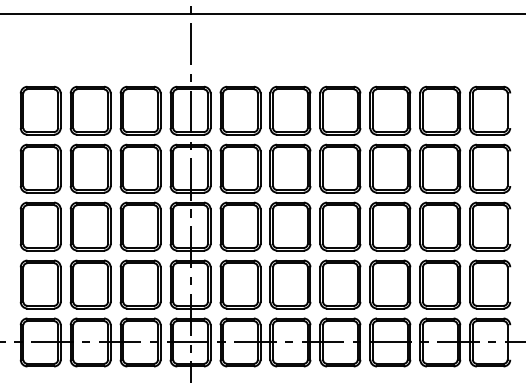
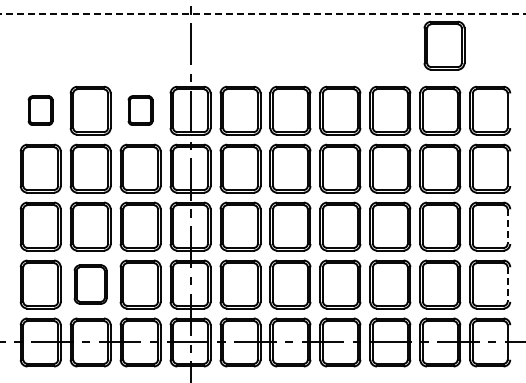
line: solid -> dashed (263, 13)
part: none -> present (444, 45)
part size: 43x51 px -> 27x31 px (40, 110)
part size: 43x51 px -> 27x31 px (140, 110)
line: solid -> dashed (507, 227)
part size: 43x51 px -> 35x41 px (90, 284)
line: solid -> dashed (507, 285)
